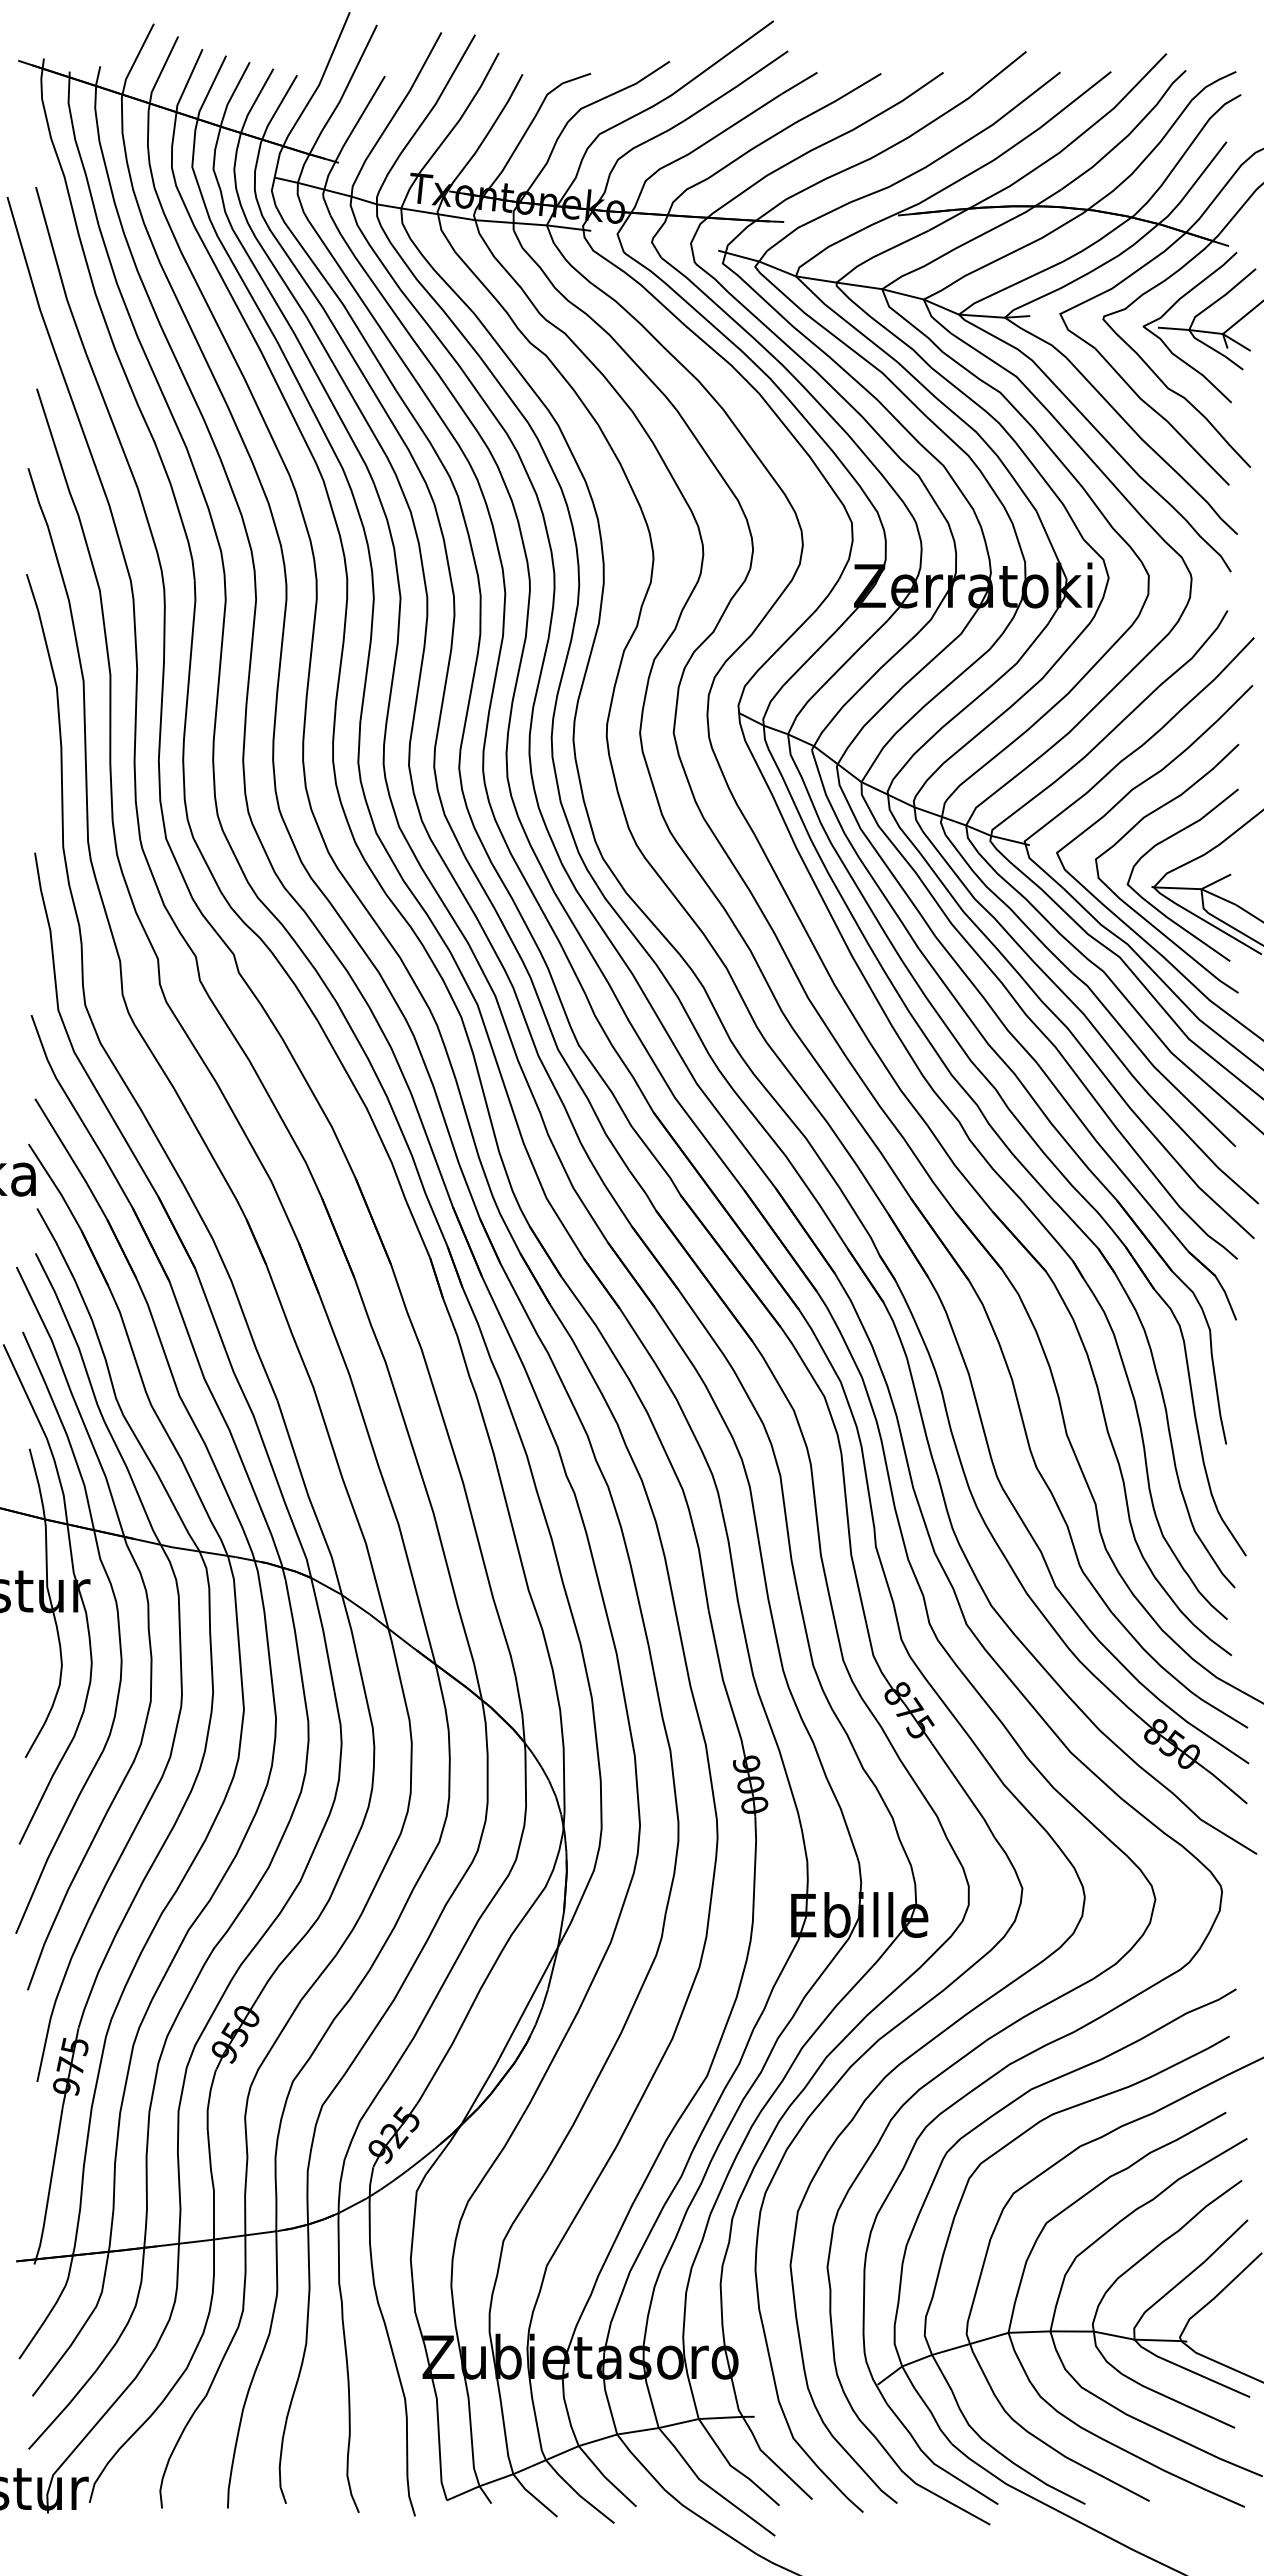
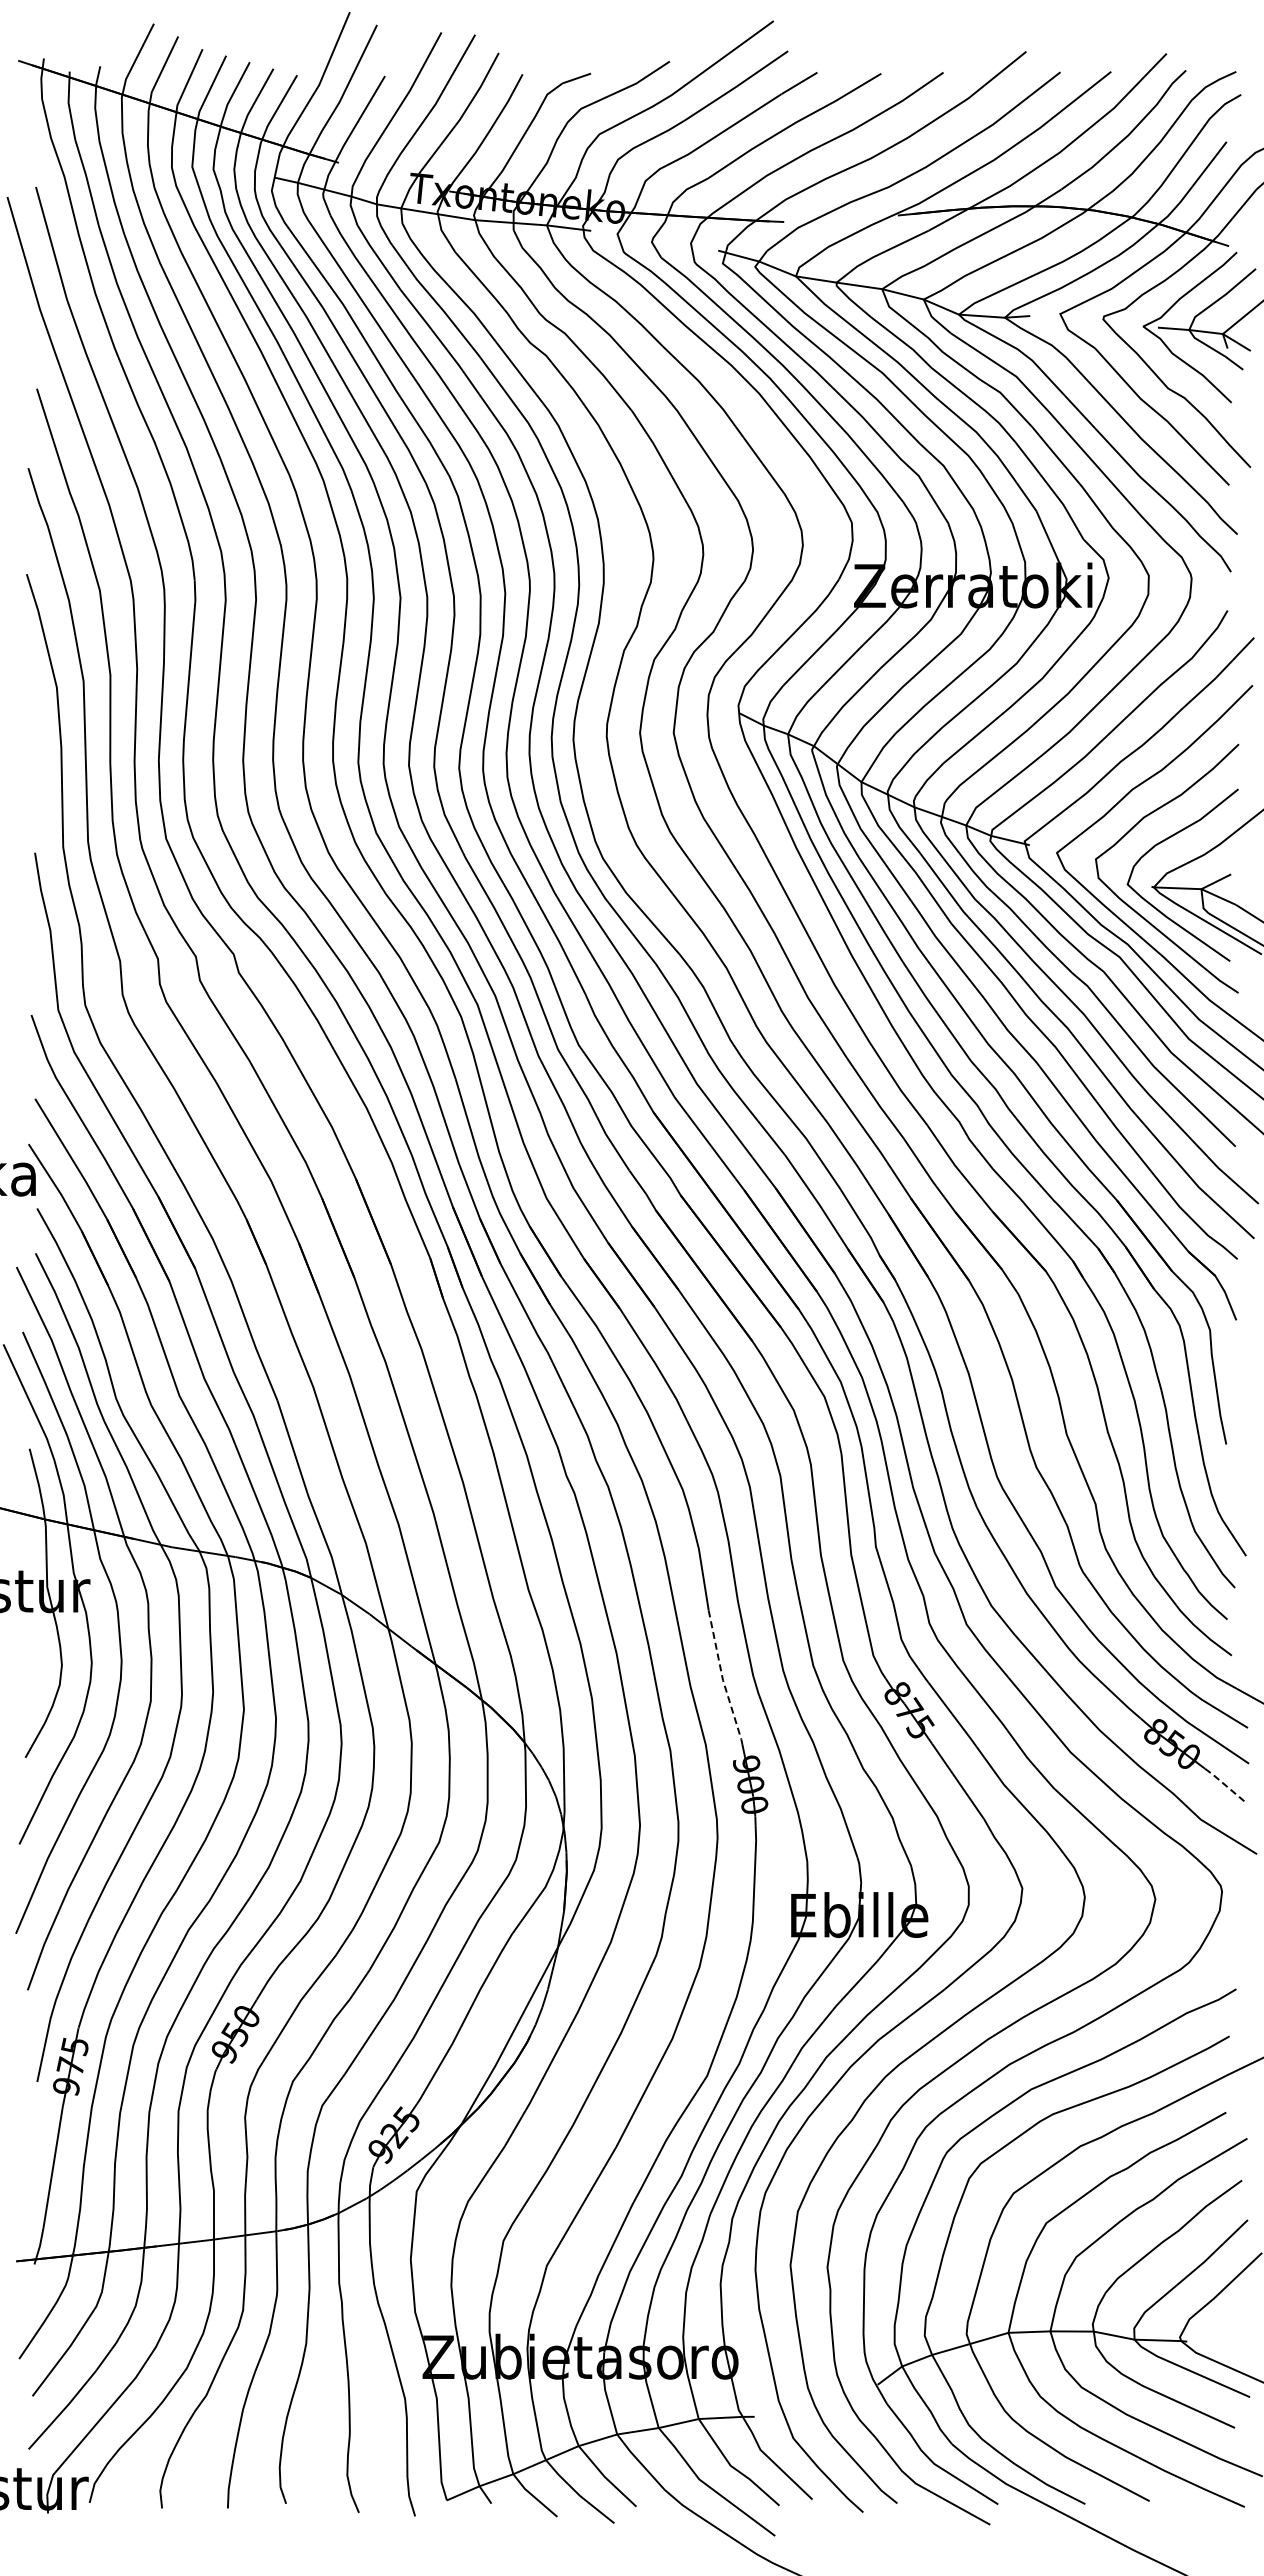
line: solid -> dashed (722, 1679)
line: solid -> dashed (1225, 1785)
